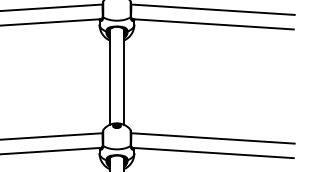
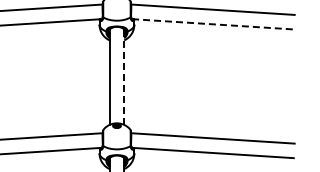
line: solid -> dashed (213, 24)
line: solid -> dashed (124, 77)
